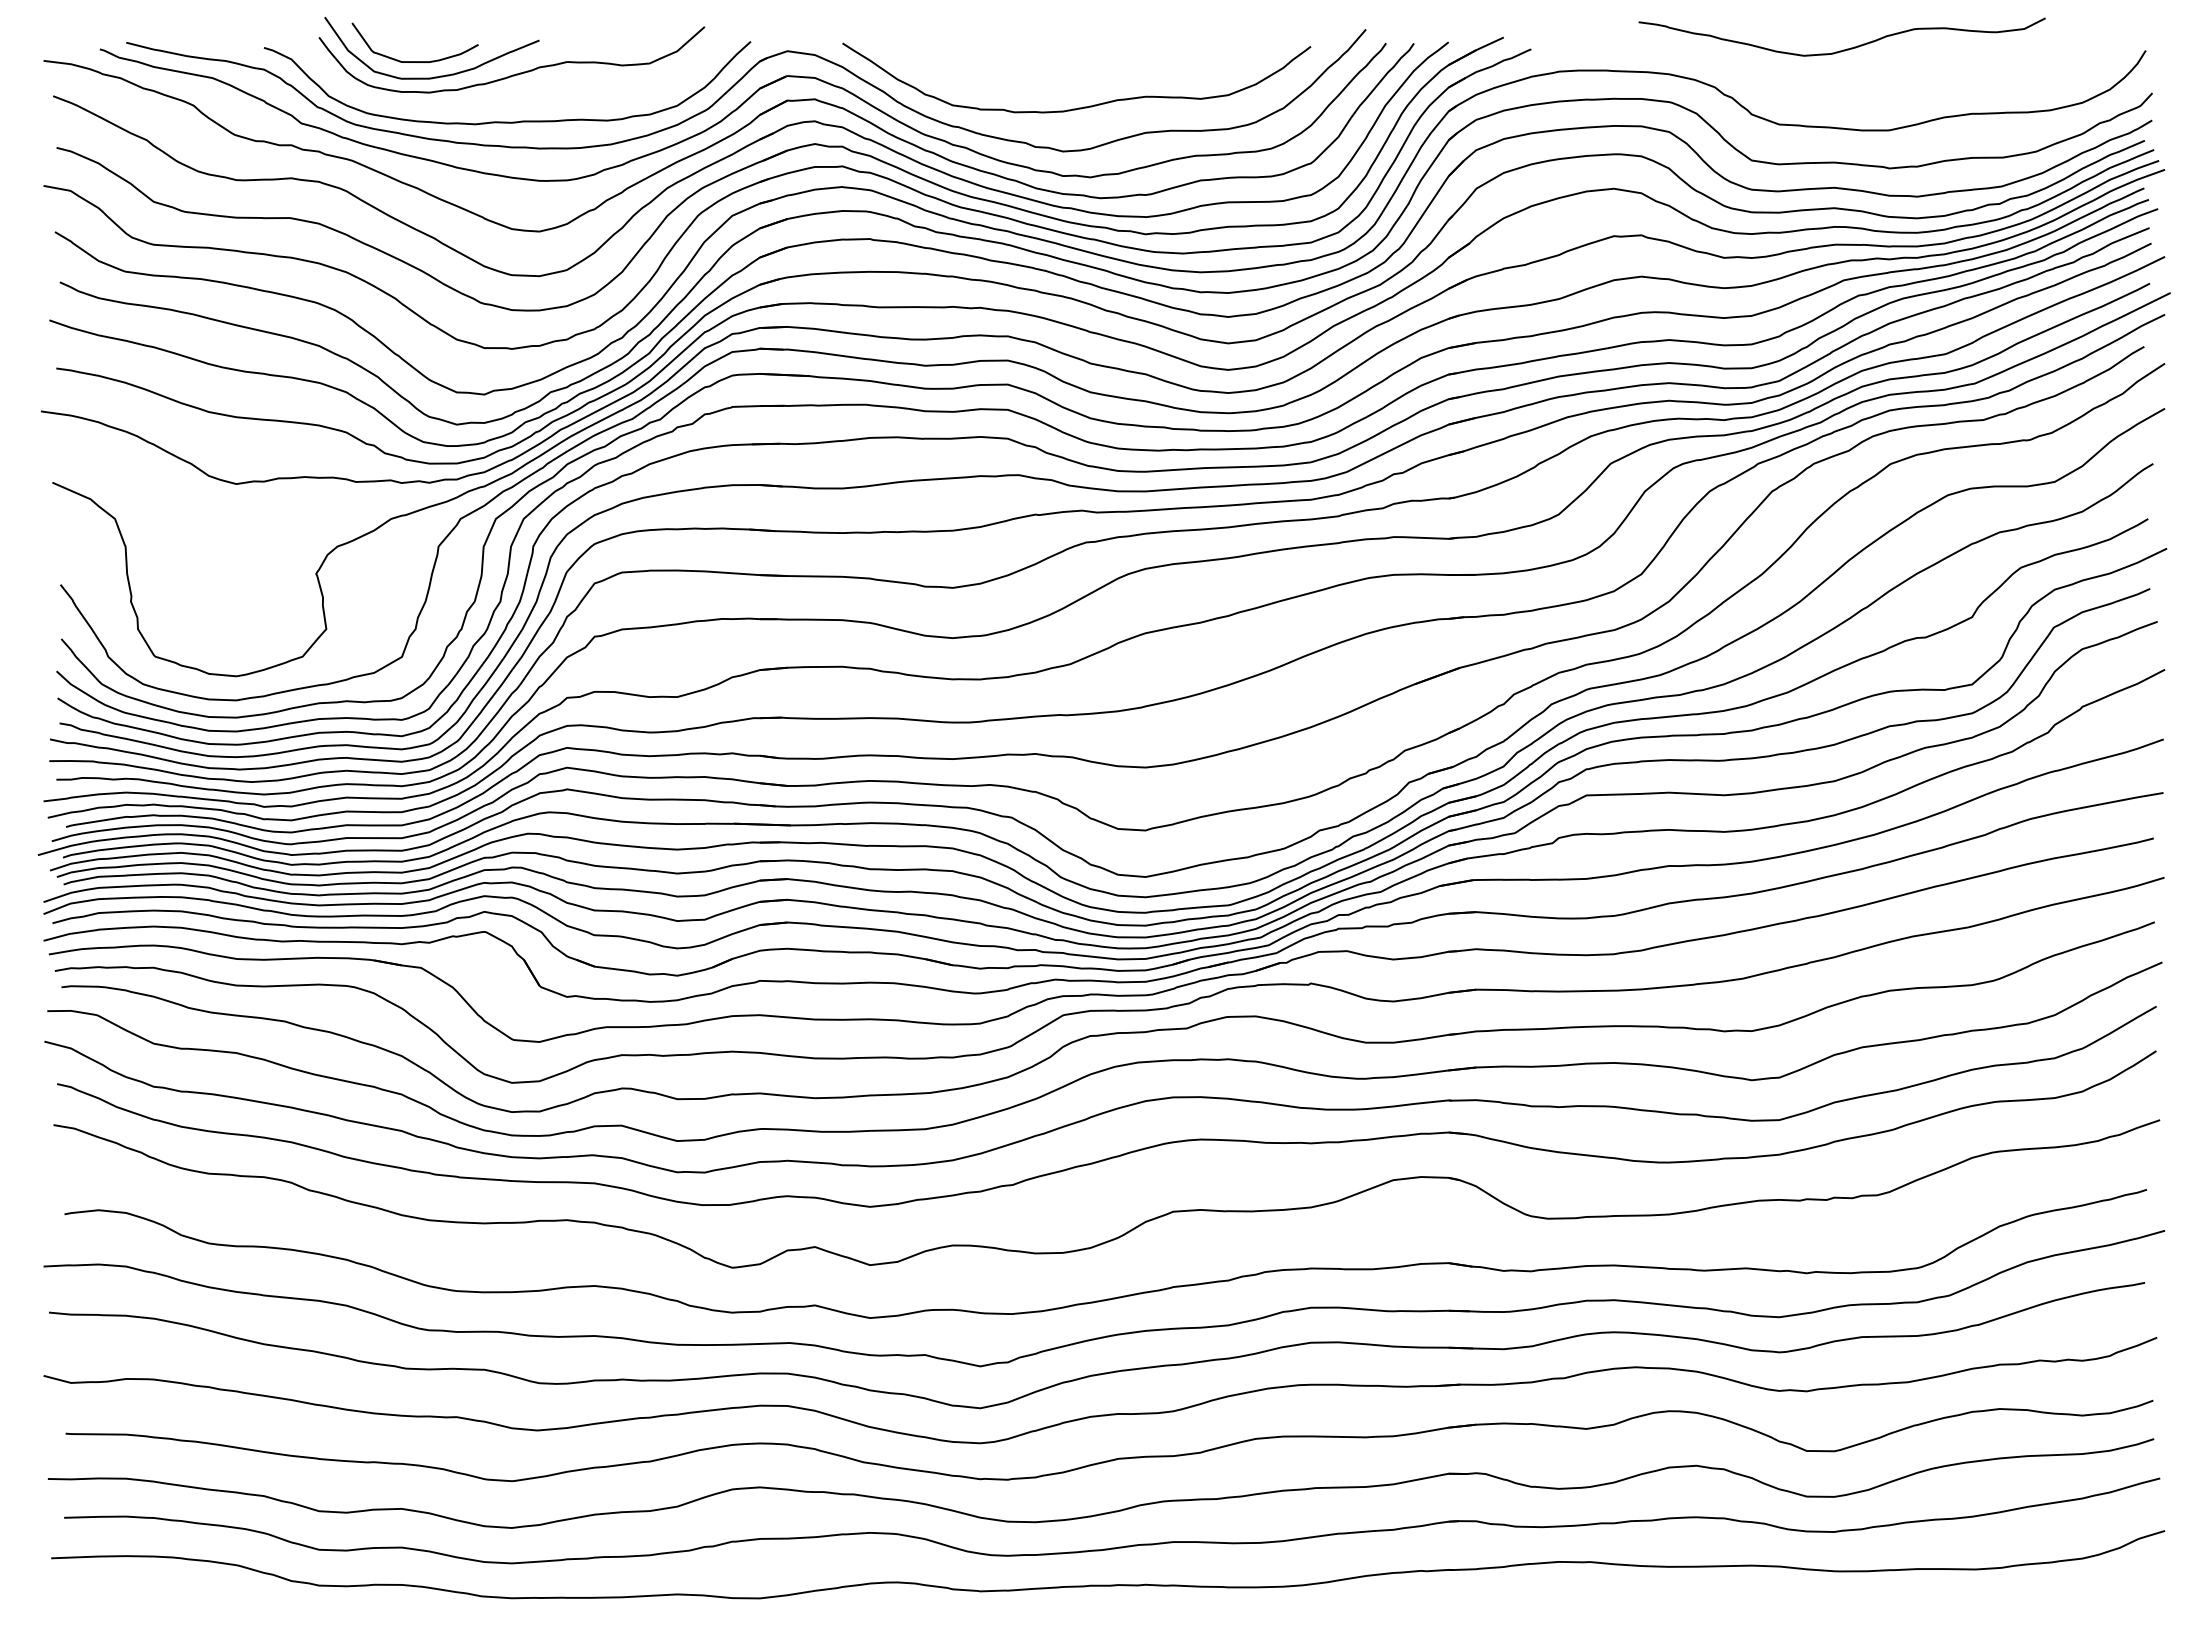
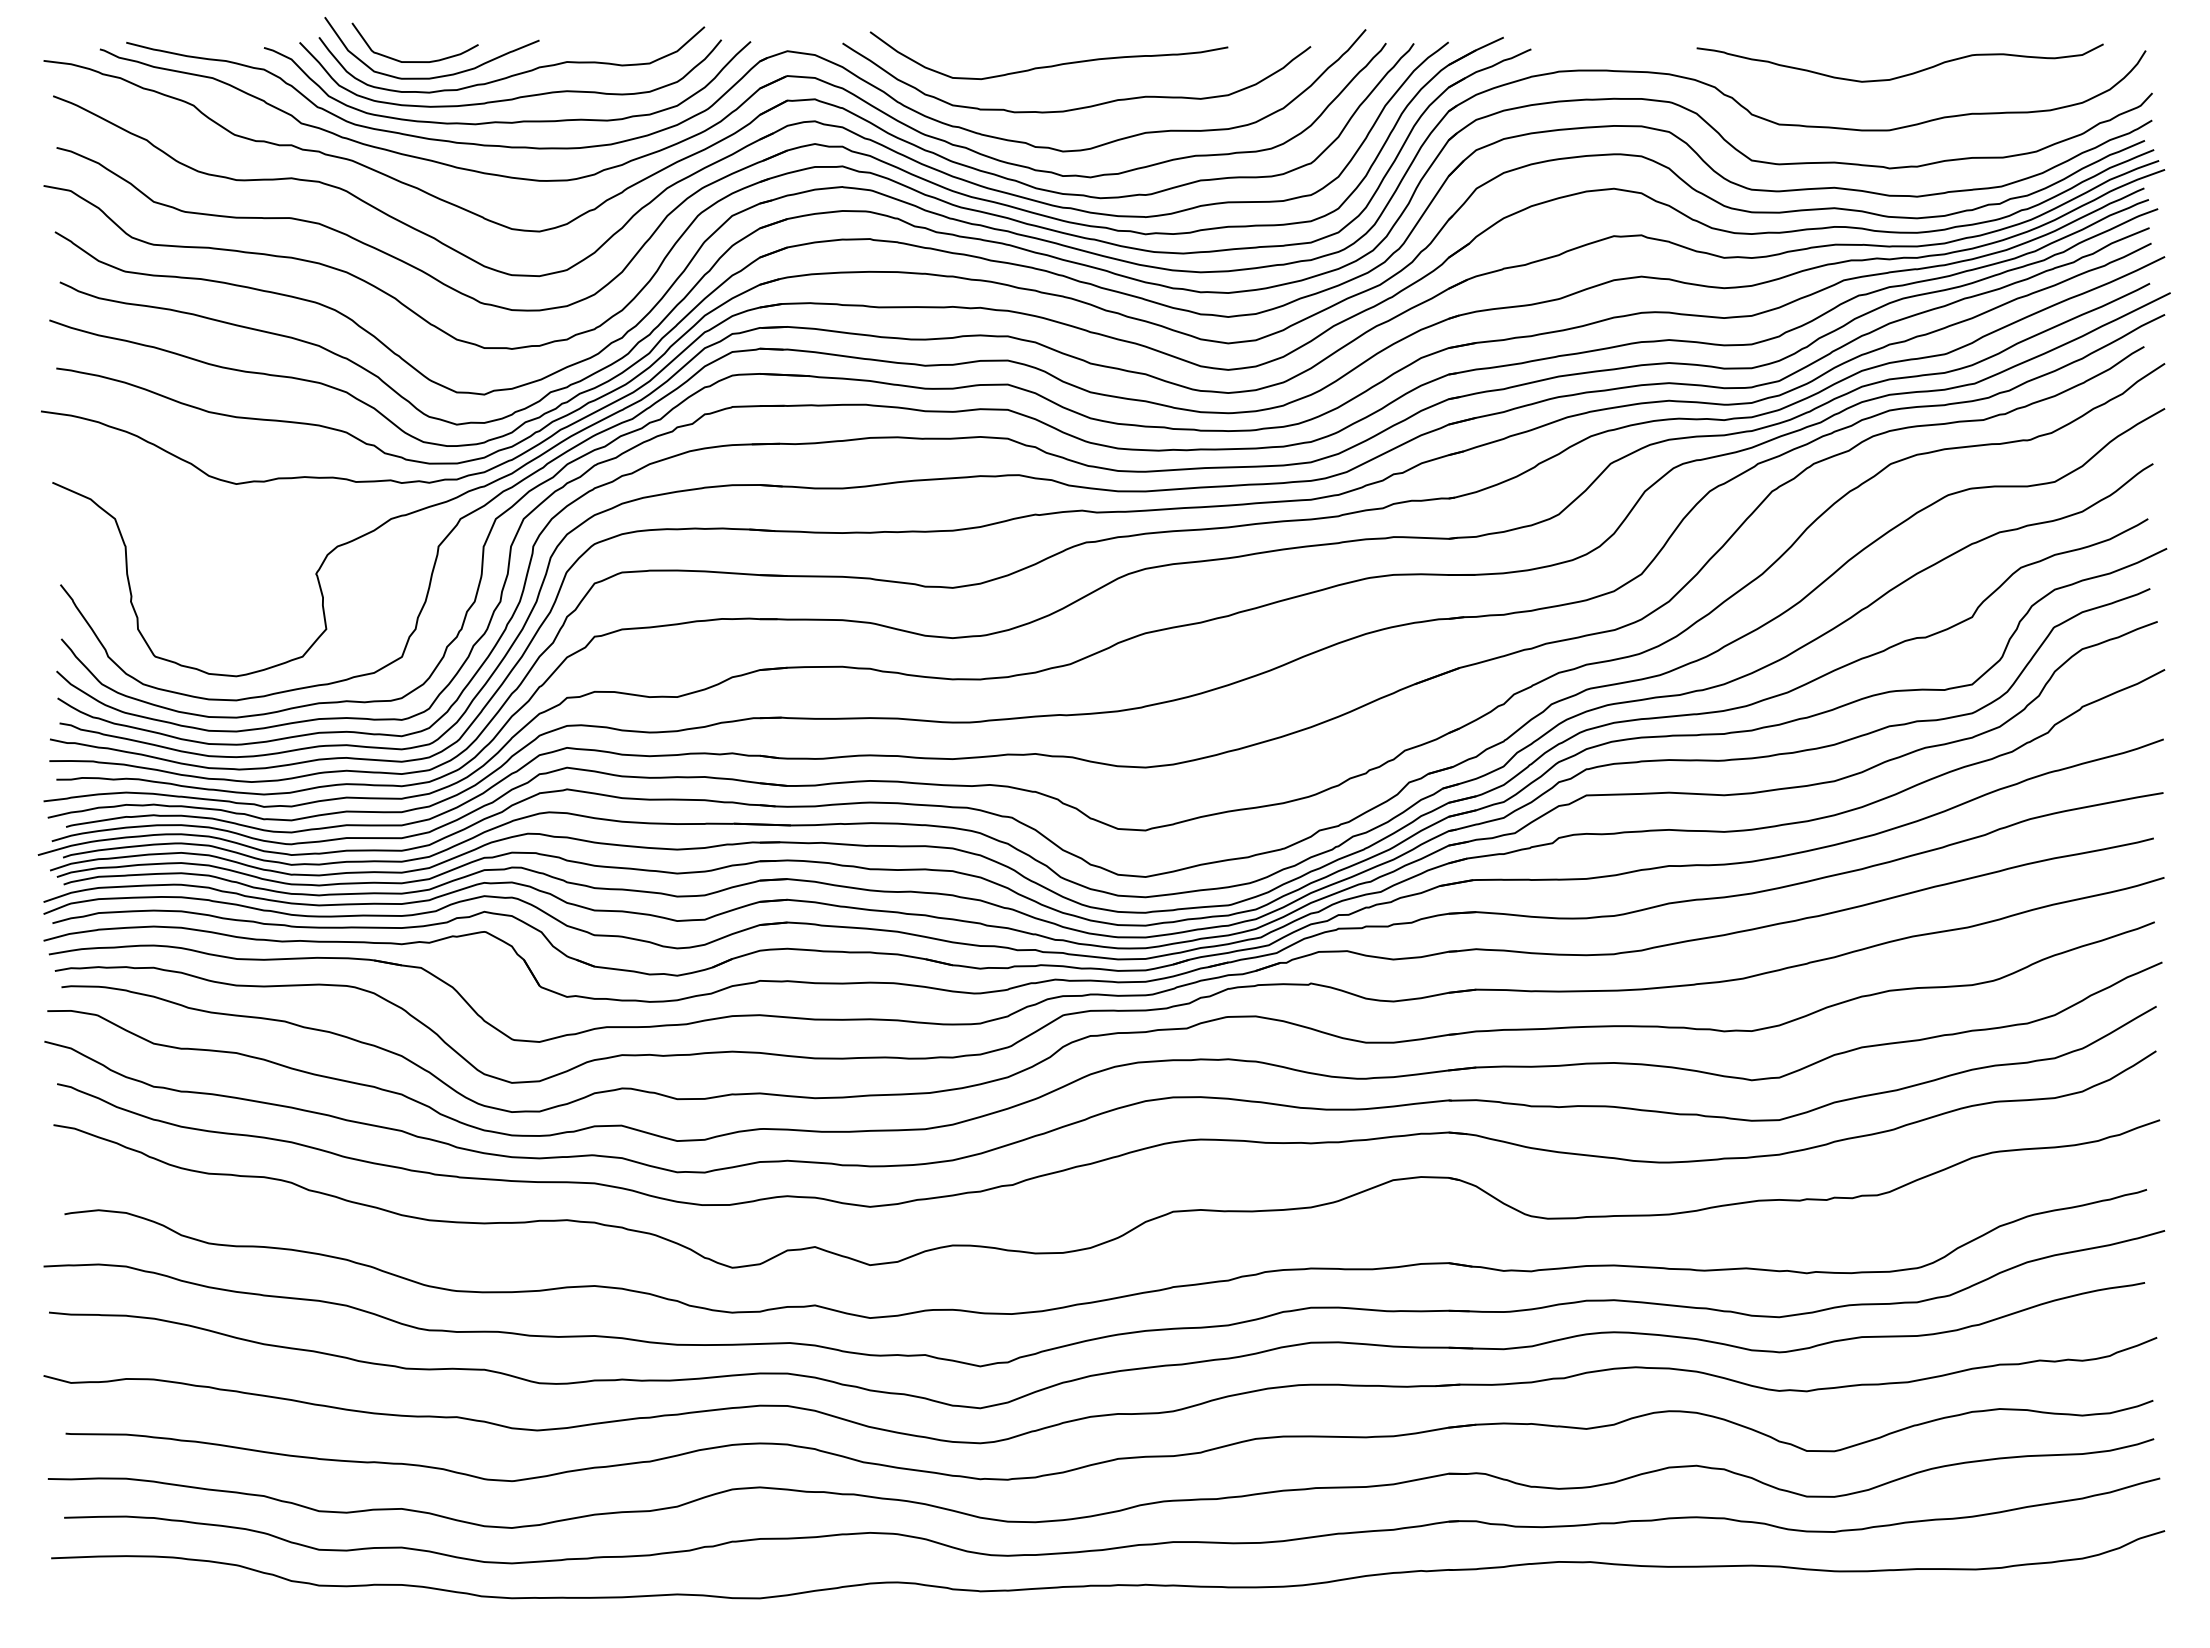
curve position: (1843, 49) -> (1901, 75) (1901, 75)
curve: none -> present (1048, 65)
curve: none -> present (514, 97)
